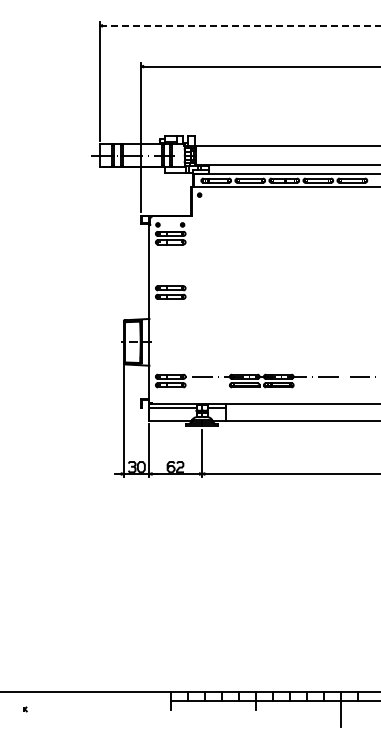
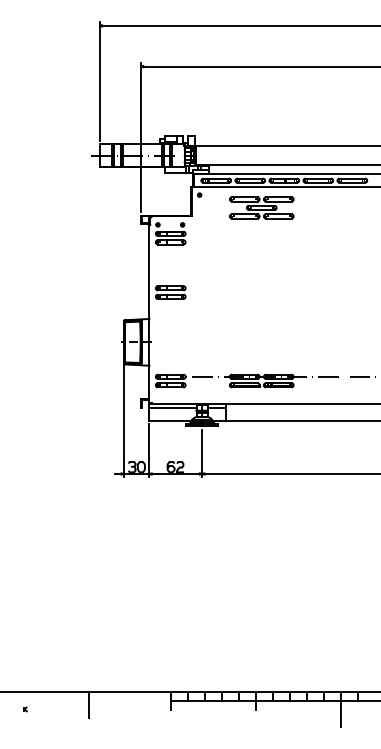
line: dashed -> solid (240, 25)
part: none -> present (261, 207)
line: none -> present (88, 705)
